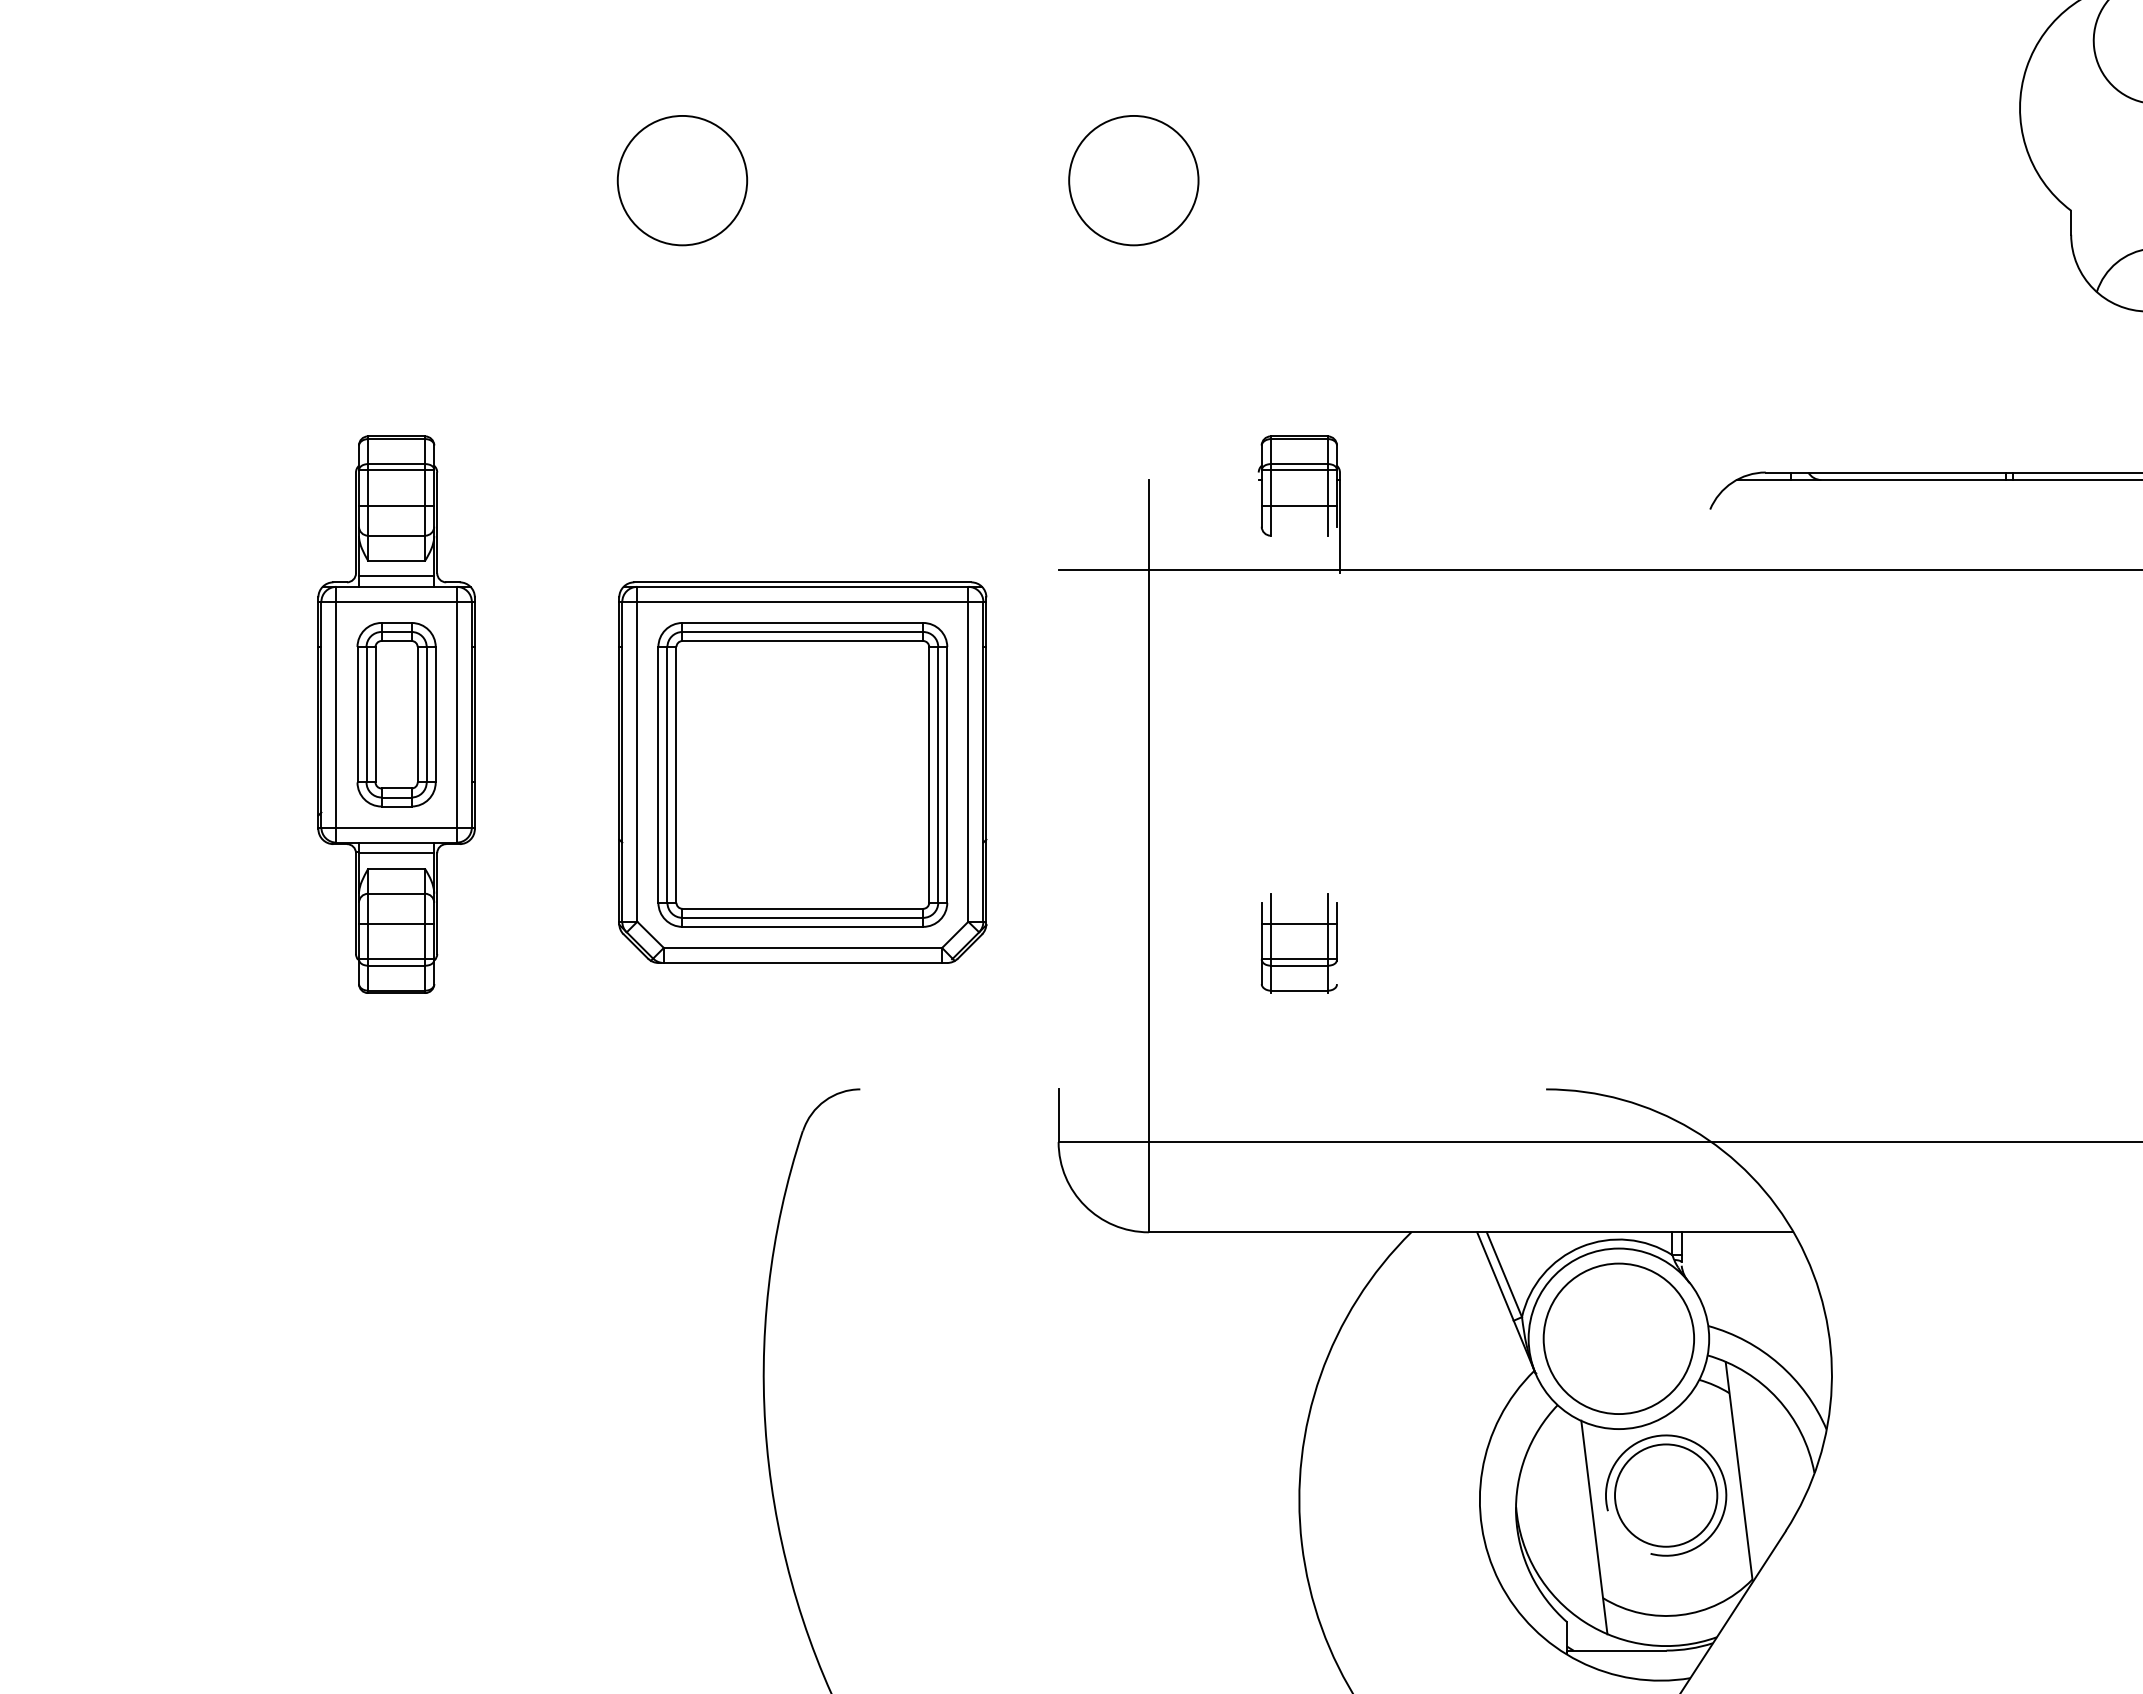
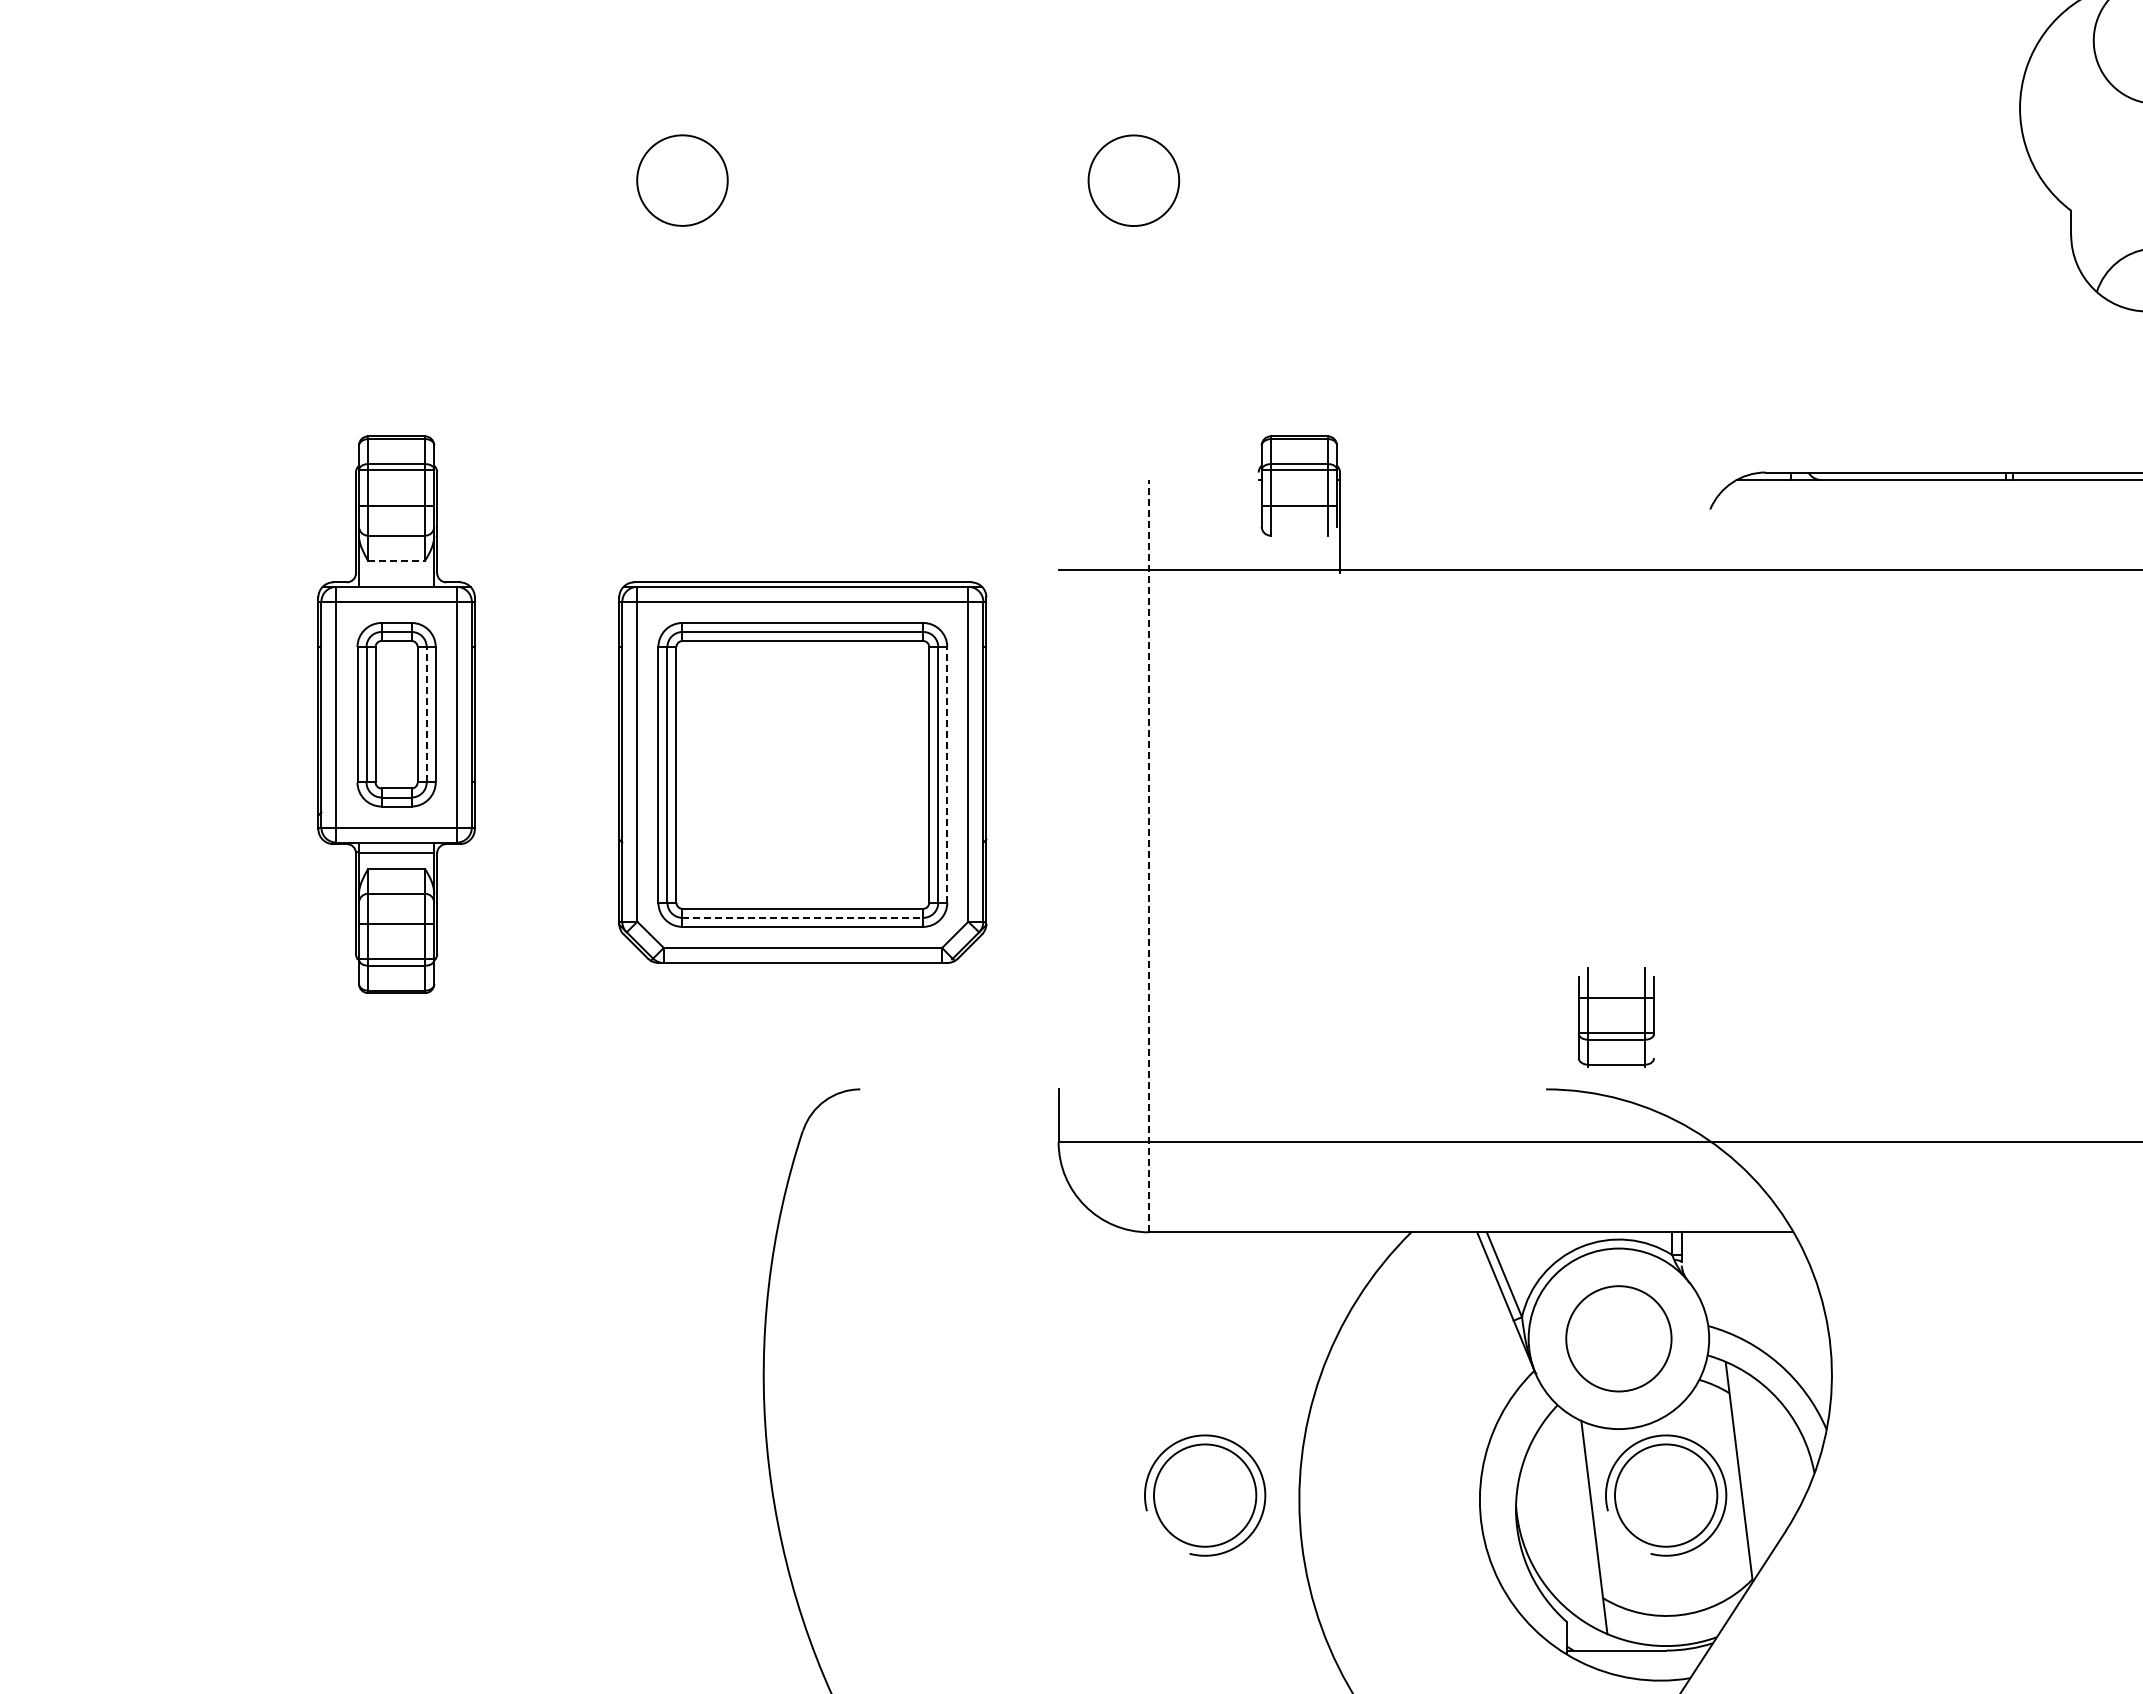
circle diameter: 129 px -> 91 px (682, 180)
circle size: 132x132 px -> 94x93 px (1133, 180)
line: solid -> dashed (396, 560)
line: present -> none (396, 576)
line: solid -> dashed (426, 714)
line: solid -> dashed (947, 774)
line: solid -> dashed (1148, 855)
line: solid -> dashed (803, 917)
part position: (1298, 943) -> (1615, 1017) (1615, 1017)
circle diameter: 150 px -> 105 px (1618, 1338)
part: none -> present (1205, 1495)
